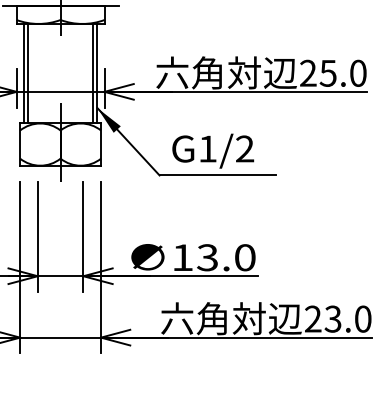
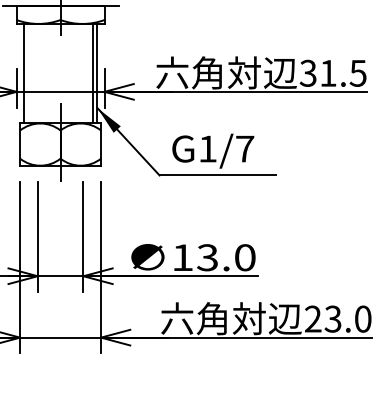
text: 25.0 -> 31.5 (332, 72)
line: present -> none (27, 73)
text: G1/2 -> G1/7 (245, 148)
